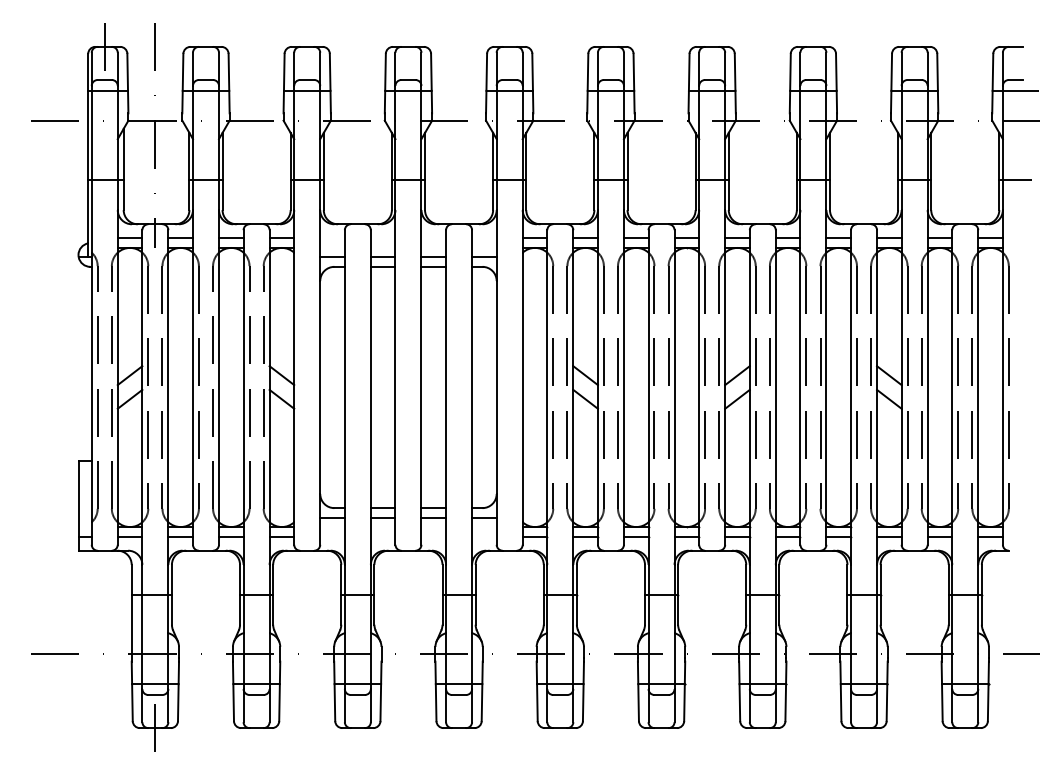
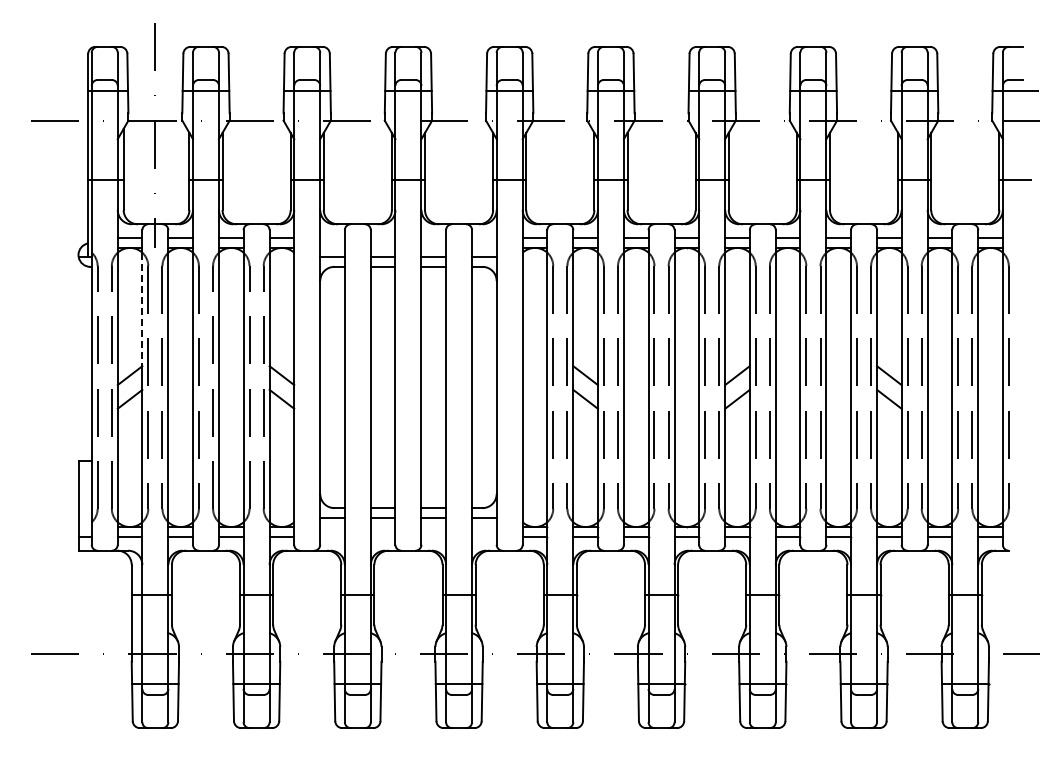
line: present -> none (104, 46)
line: solid -> dashed (142, 309)
line: present -> none (155, 727)
